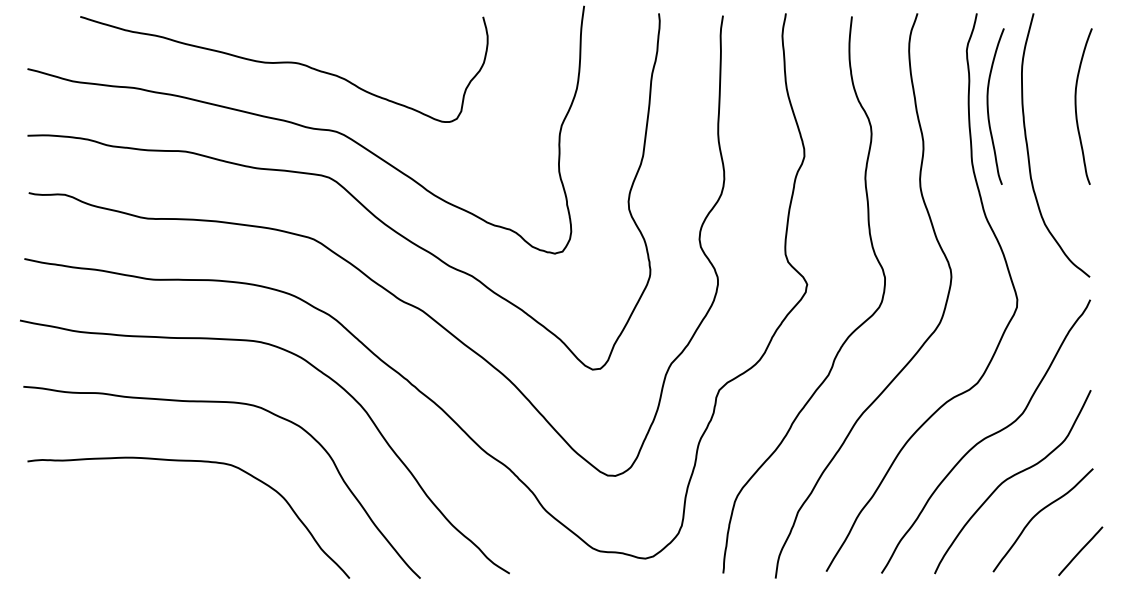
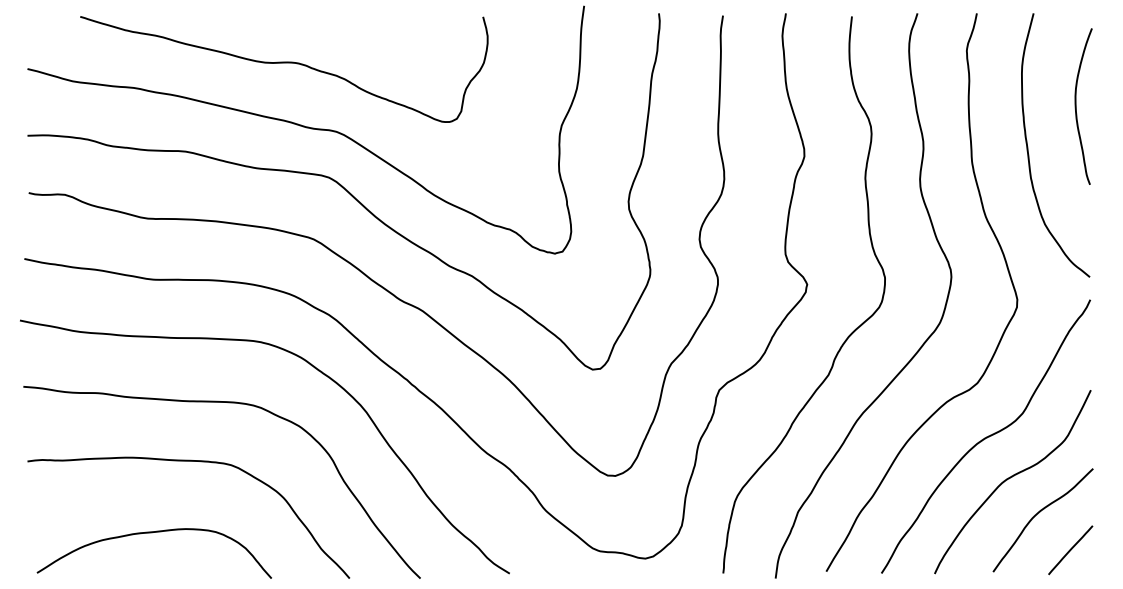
curve: present -> none (988, 106)
curve: none -> present (152, 533)
line position: (1080, 551) -> (1070, 550) (1070, 550)
